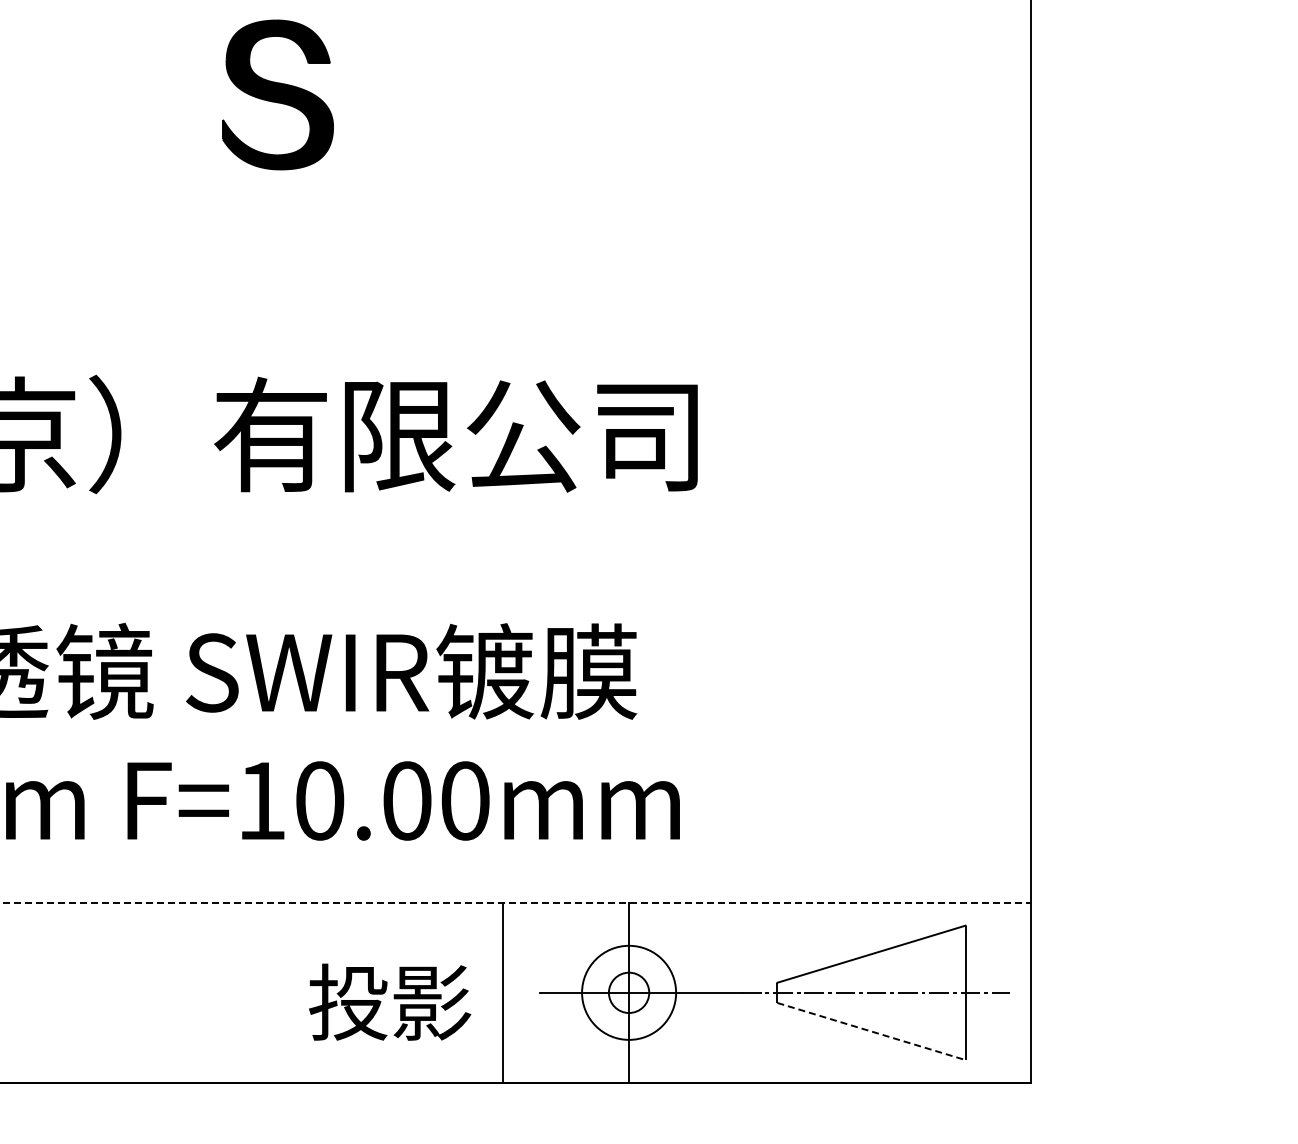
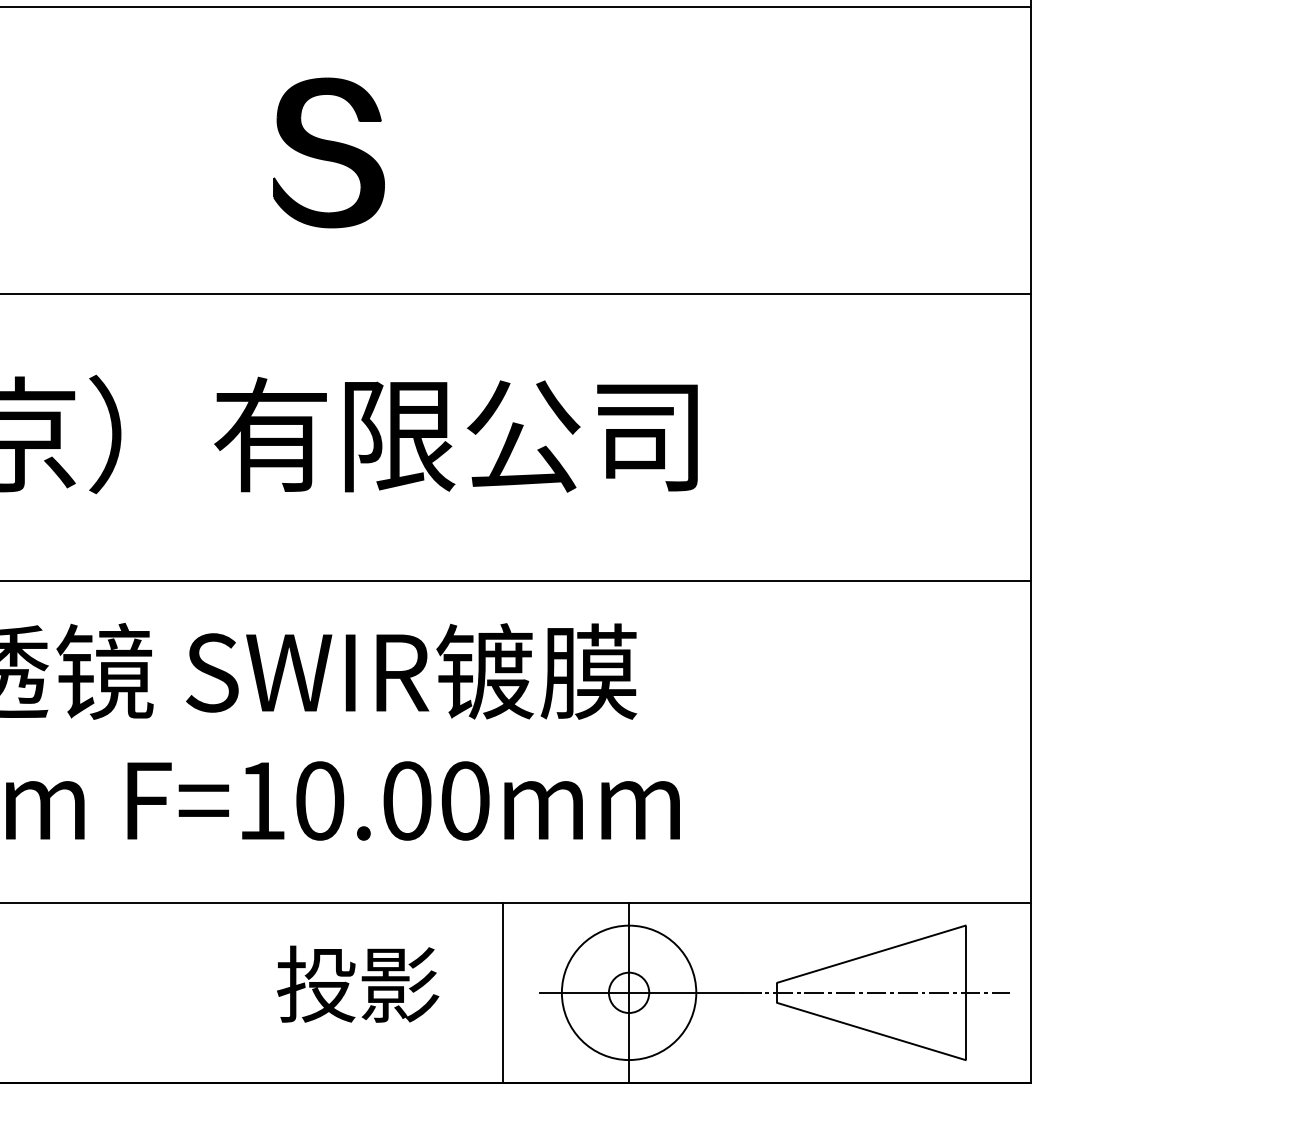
line: none -> present (516, 7)
part position: (277, 94) -> (328, 152) (328, 152)
line: none -> present (516, 293)
line: none -> present (516, 580)
line: dashed -> solid (516, 903)
circle diameter: 94 px -> 134 px (628, 992)
text position: (390, 1001) -> (358, 983) (358, 983)
line: dashed -> solid (871, 1031)
